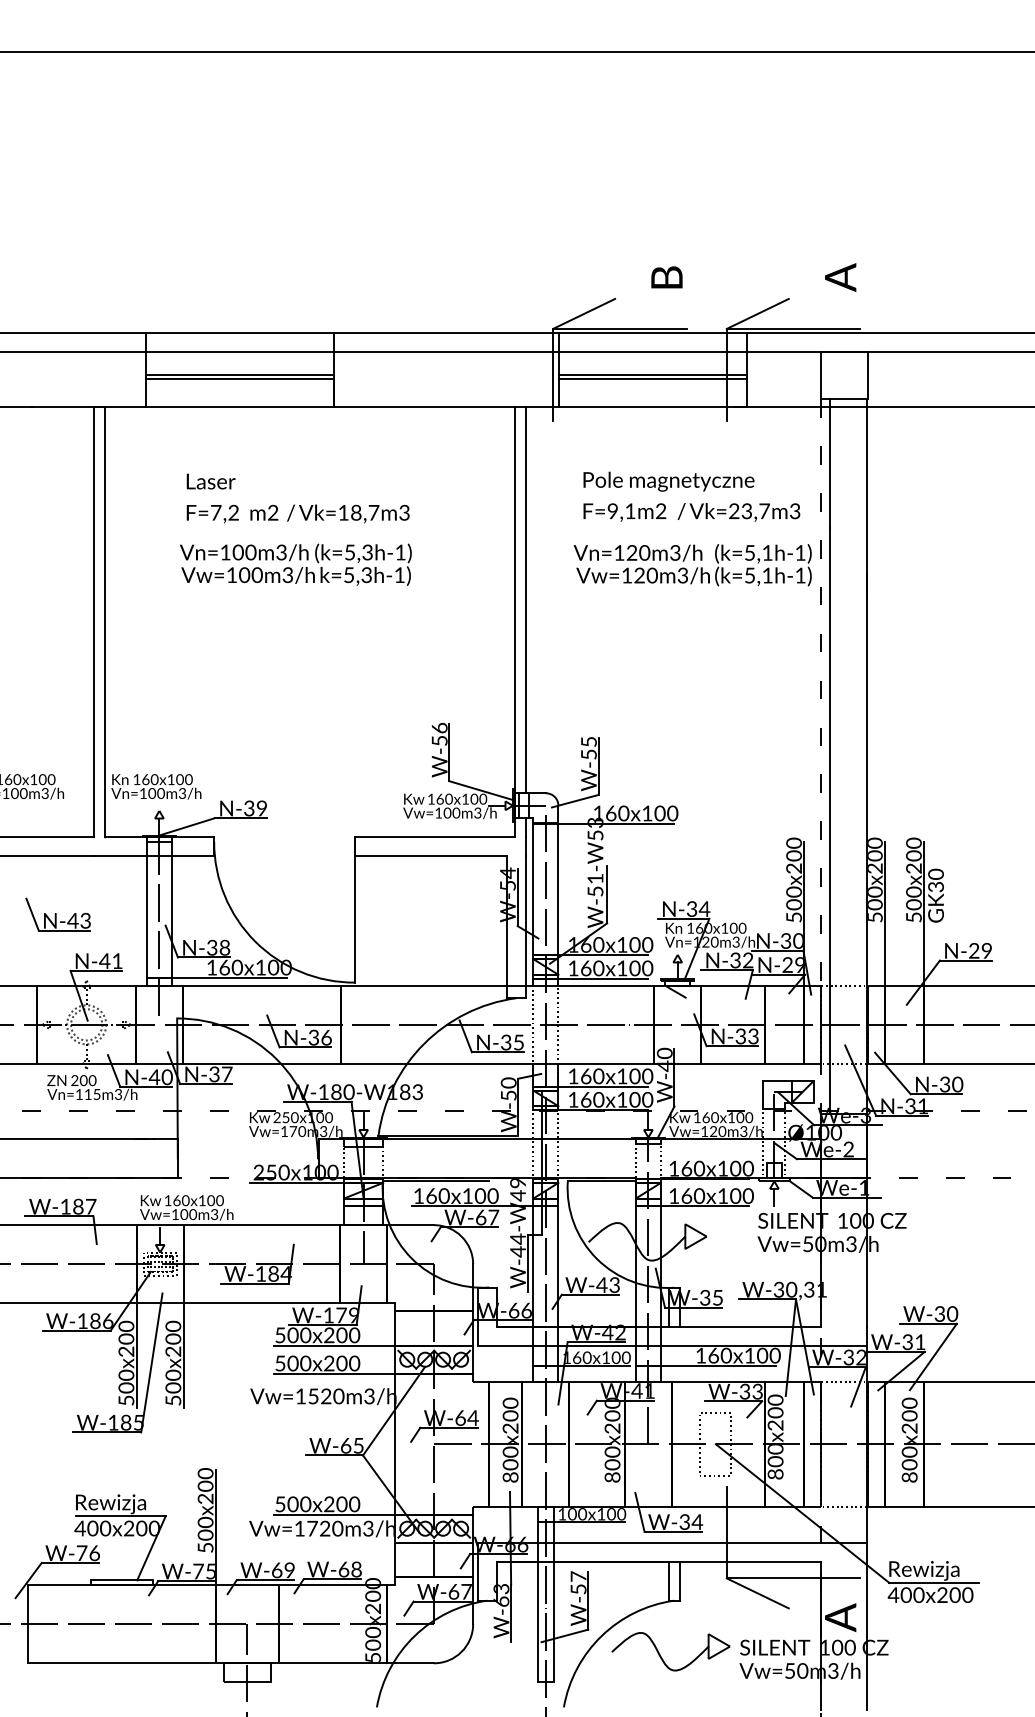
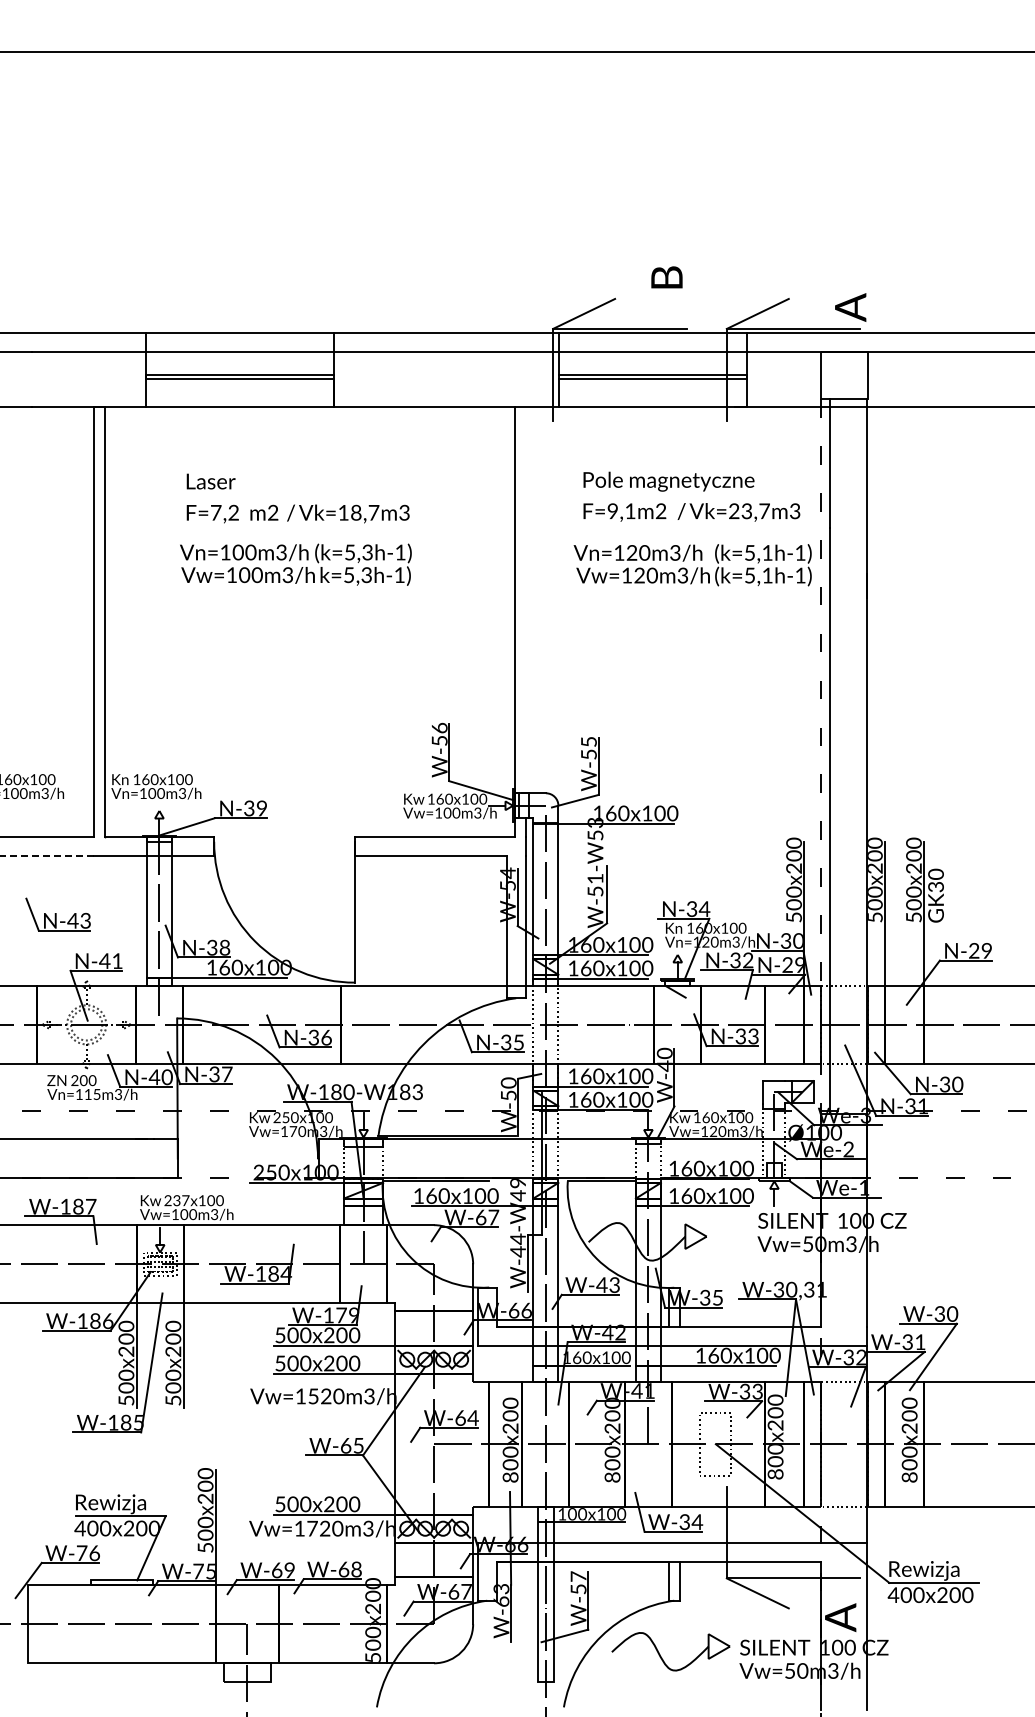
text position: (840, 277) -> (850, 307) (850, 307)
line: present -> none (525, 599)
line: solid -> dashed (46, 855)
text: 160x100 -> 237x100 (176, 1200)
